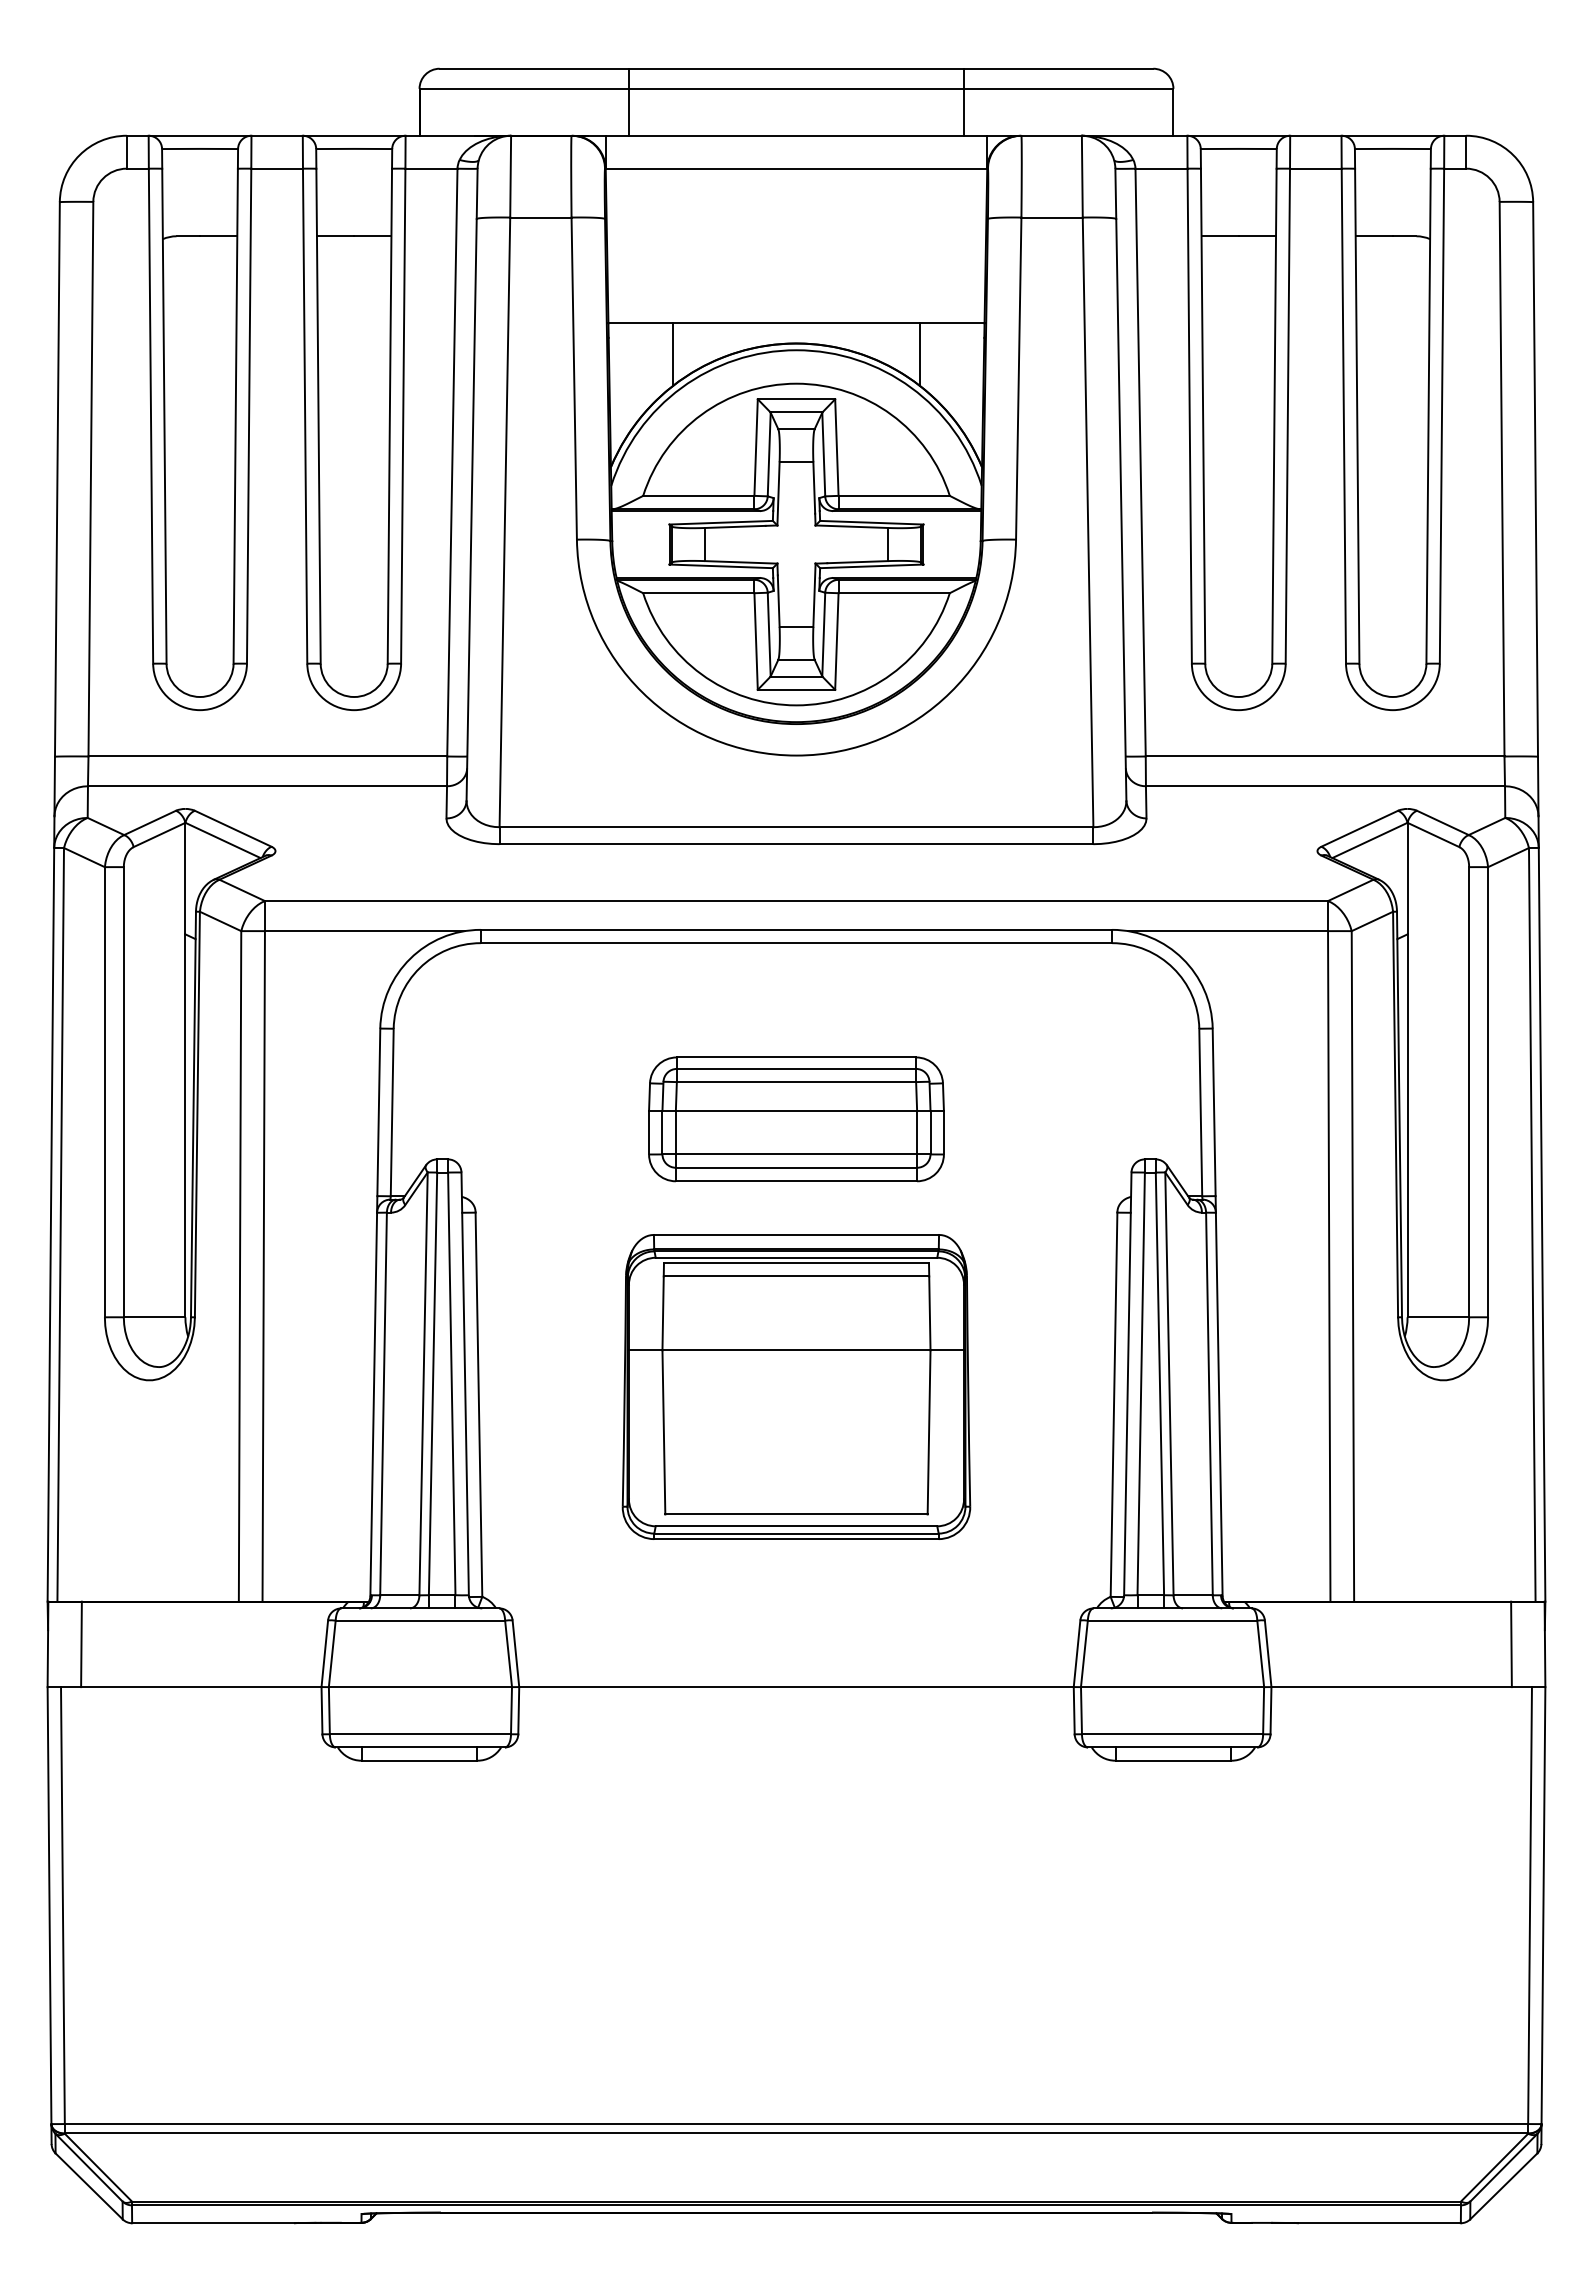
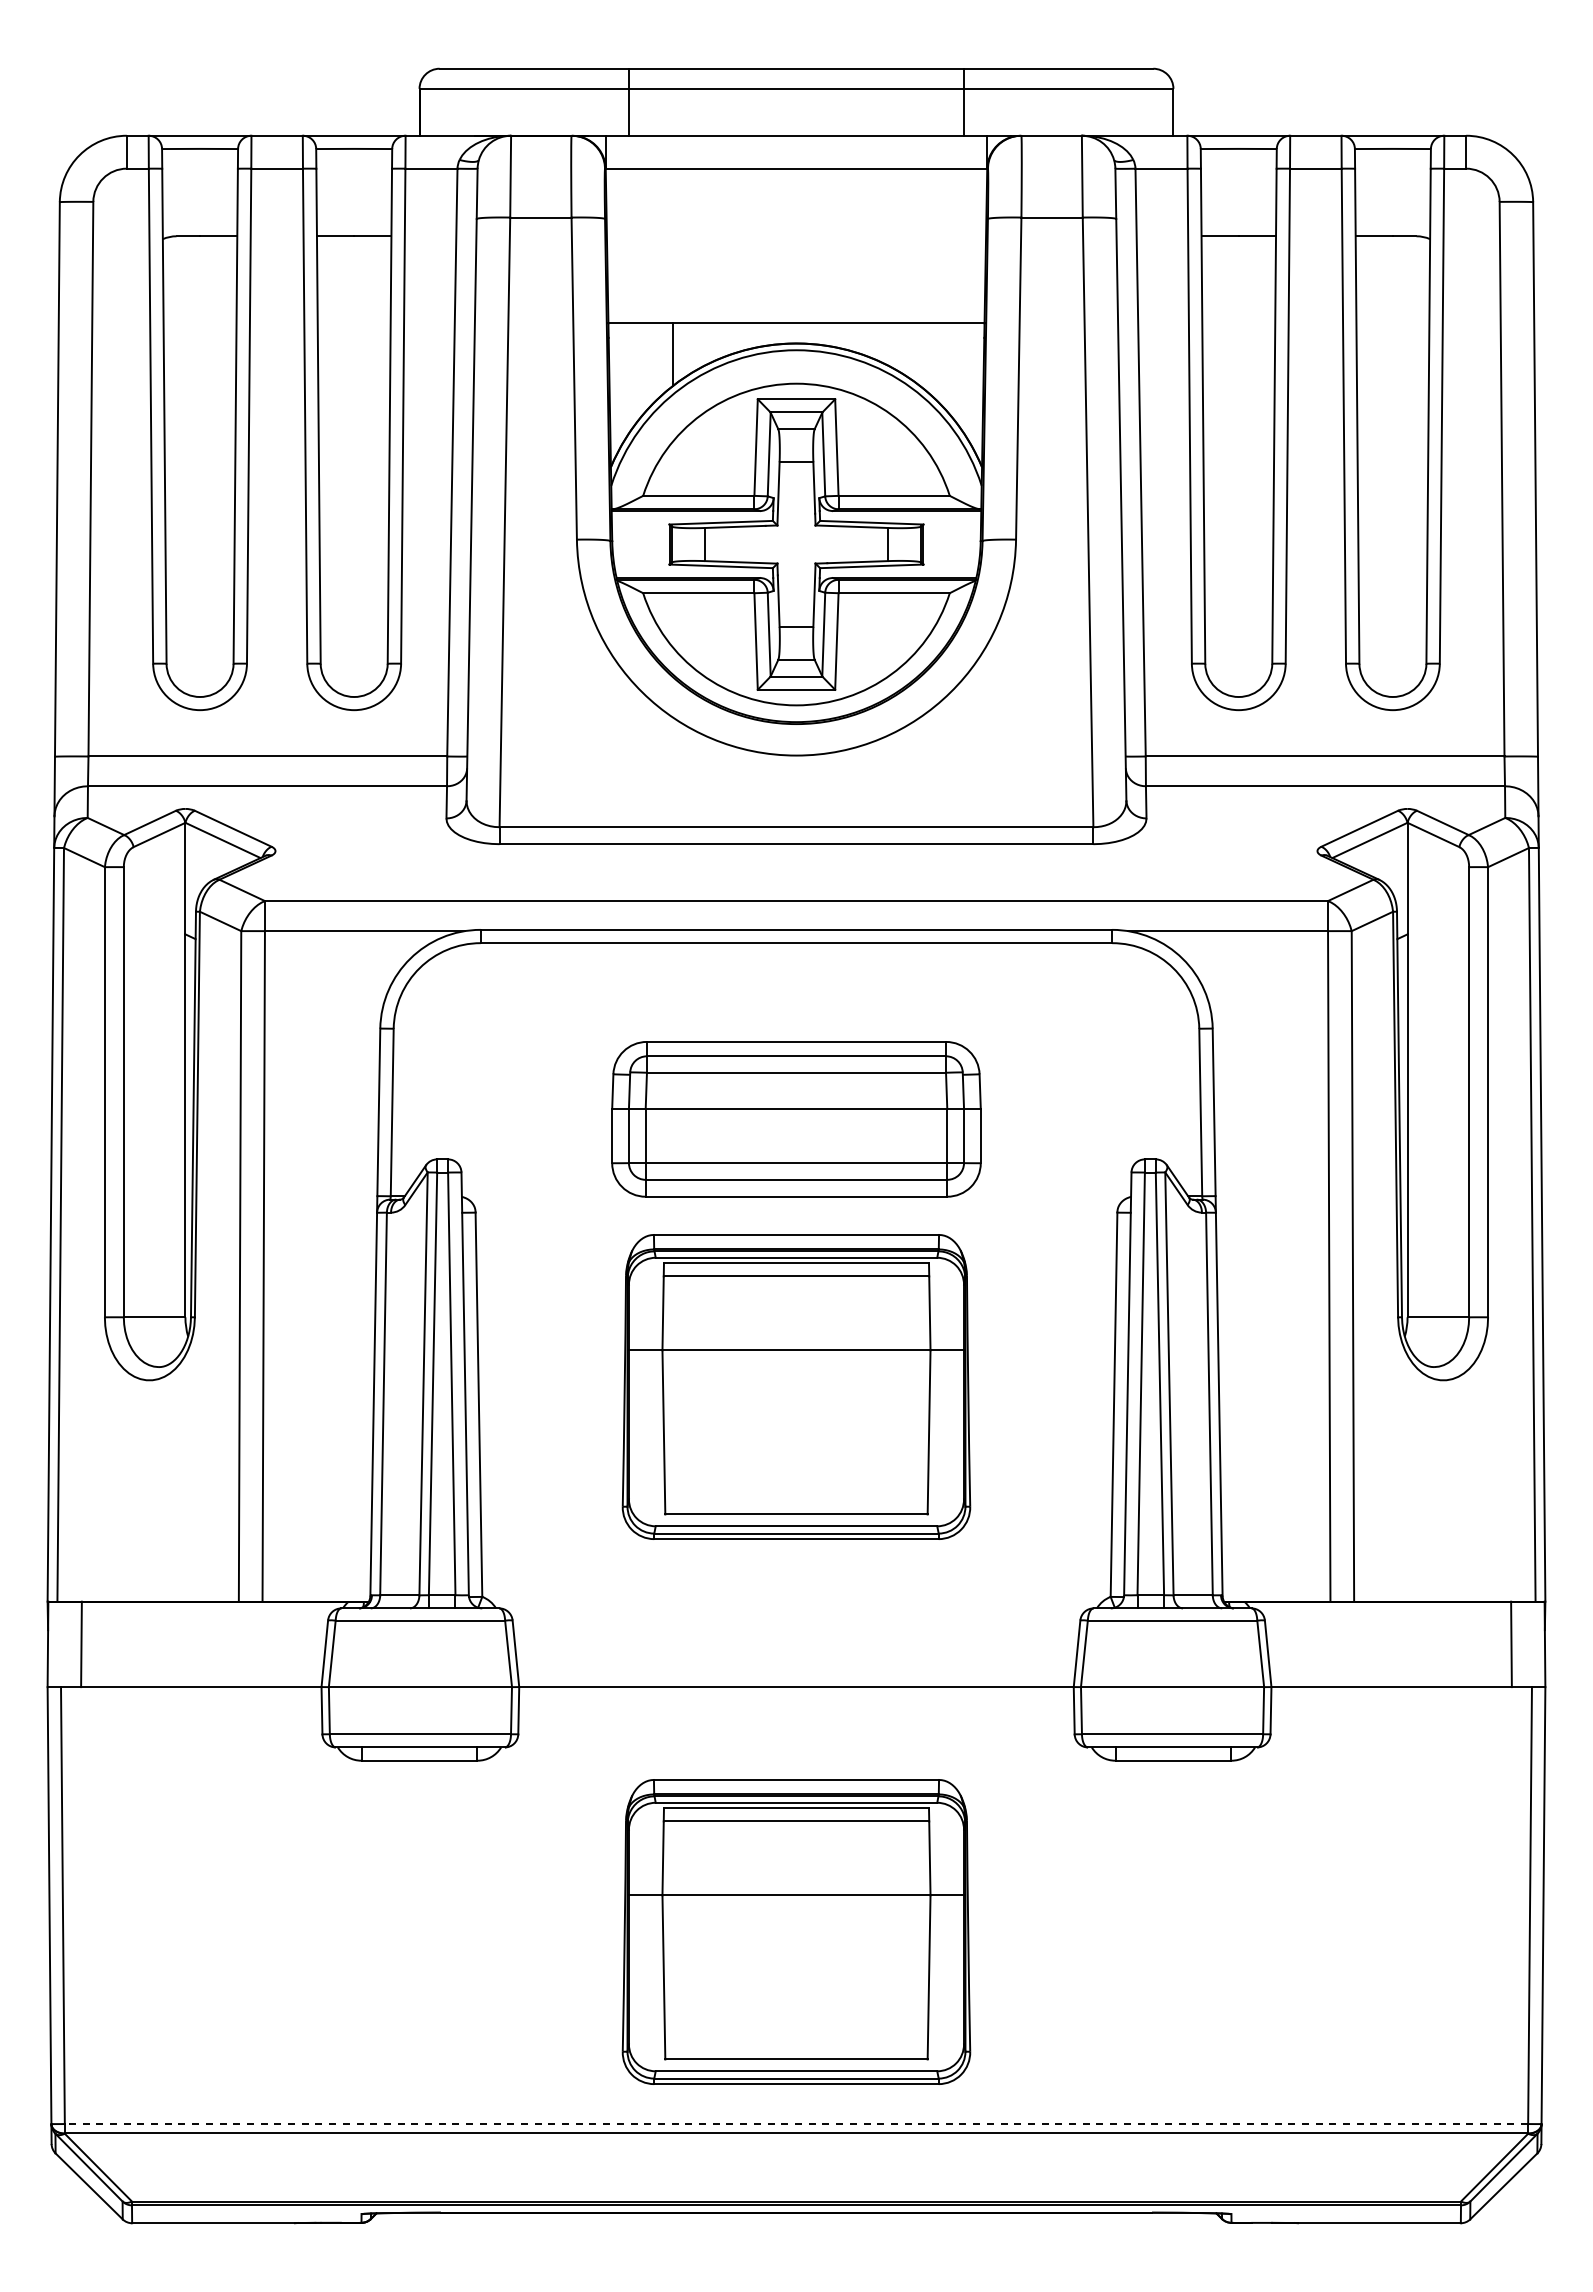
line: present -> none (920, 354)
part size: 297x127 px -> 371x157 px (796, 1119)
part: none -> present (796, 1931)
line: solid -> dashed (796, 2124)
